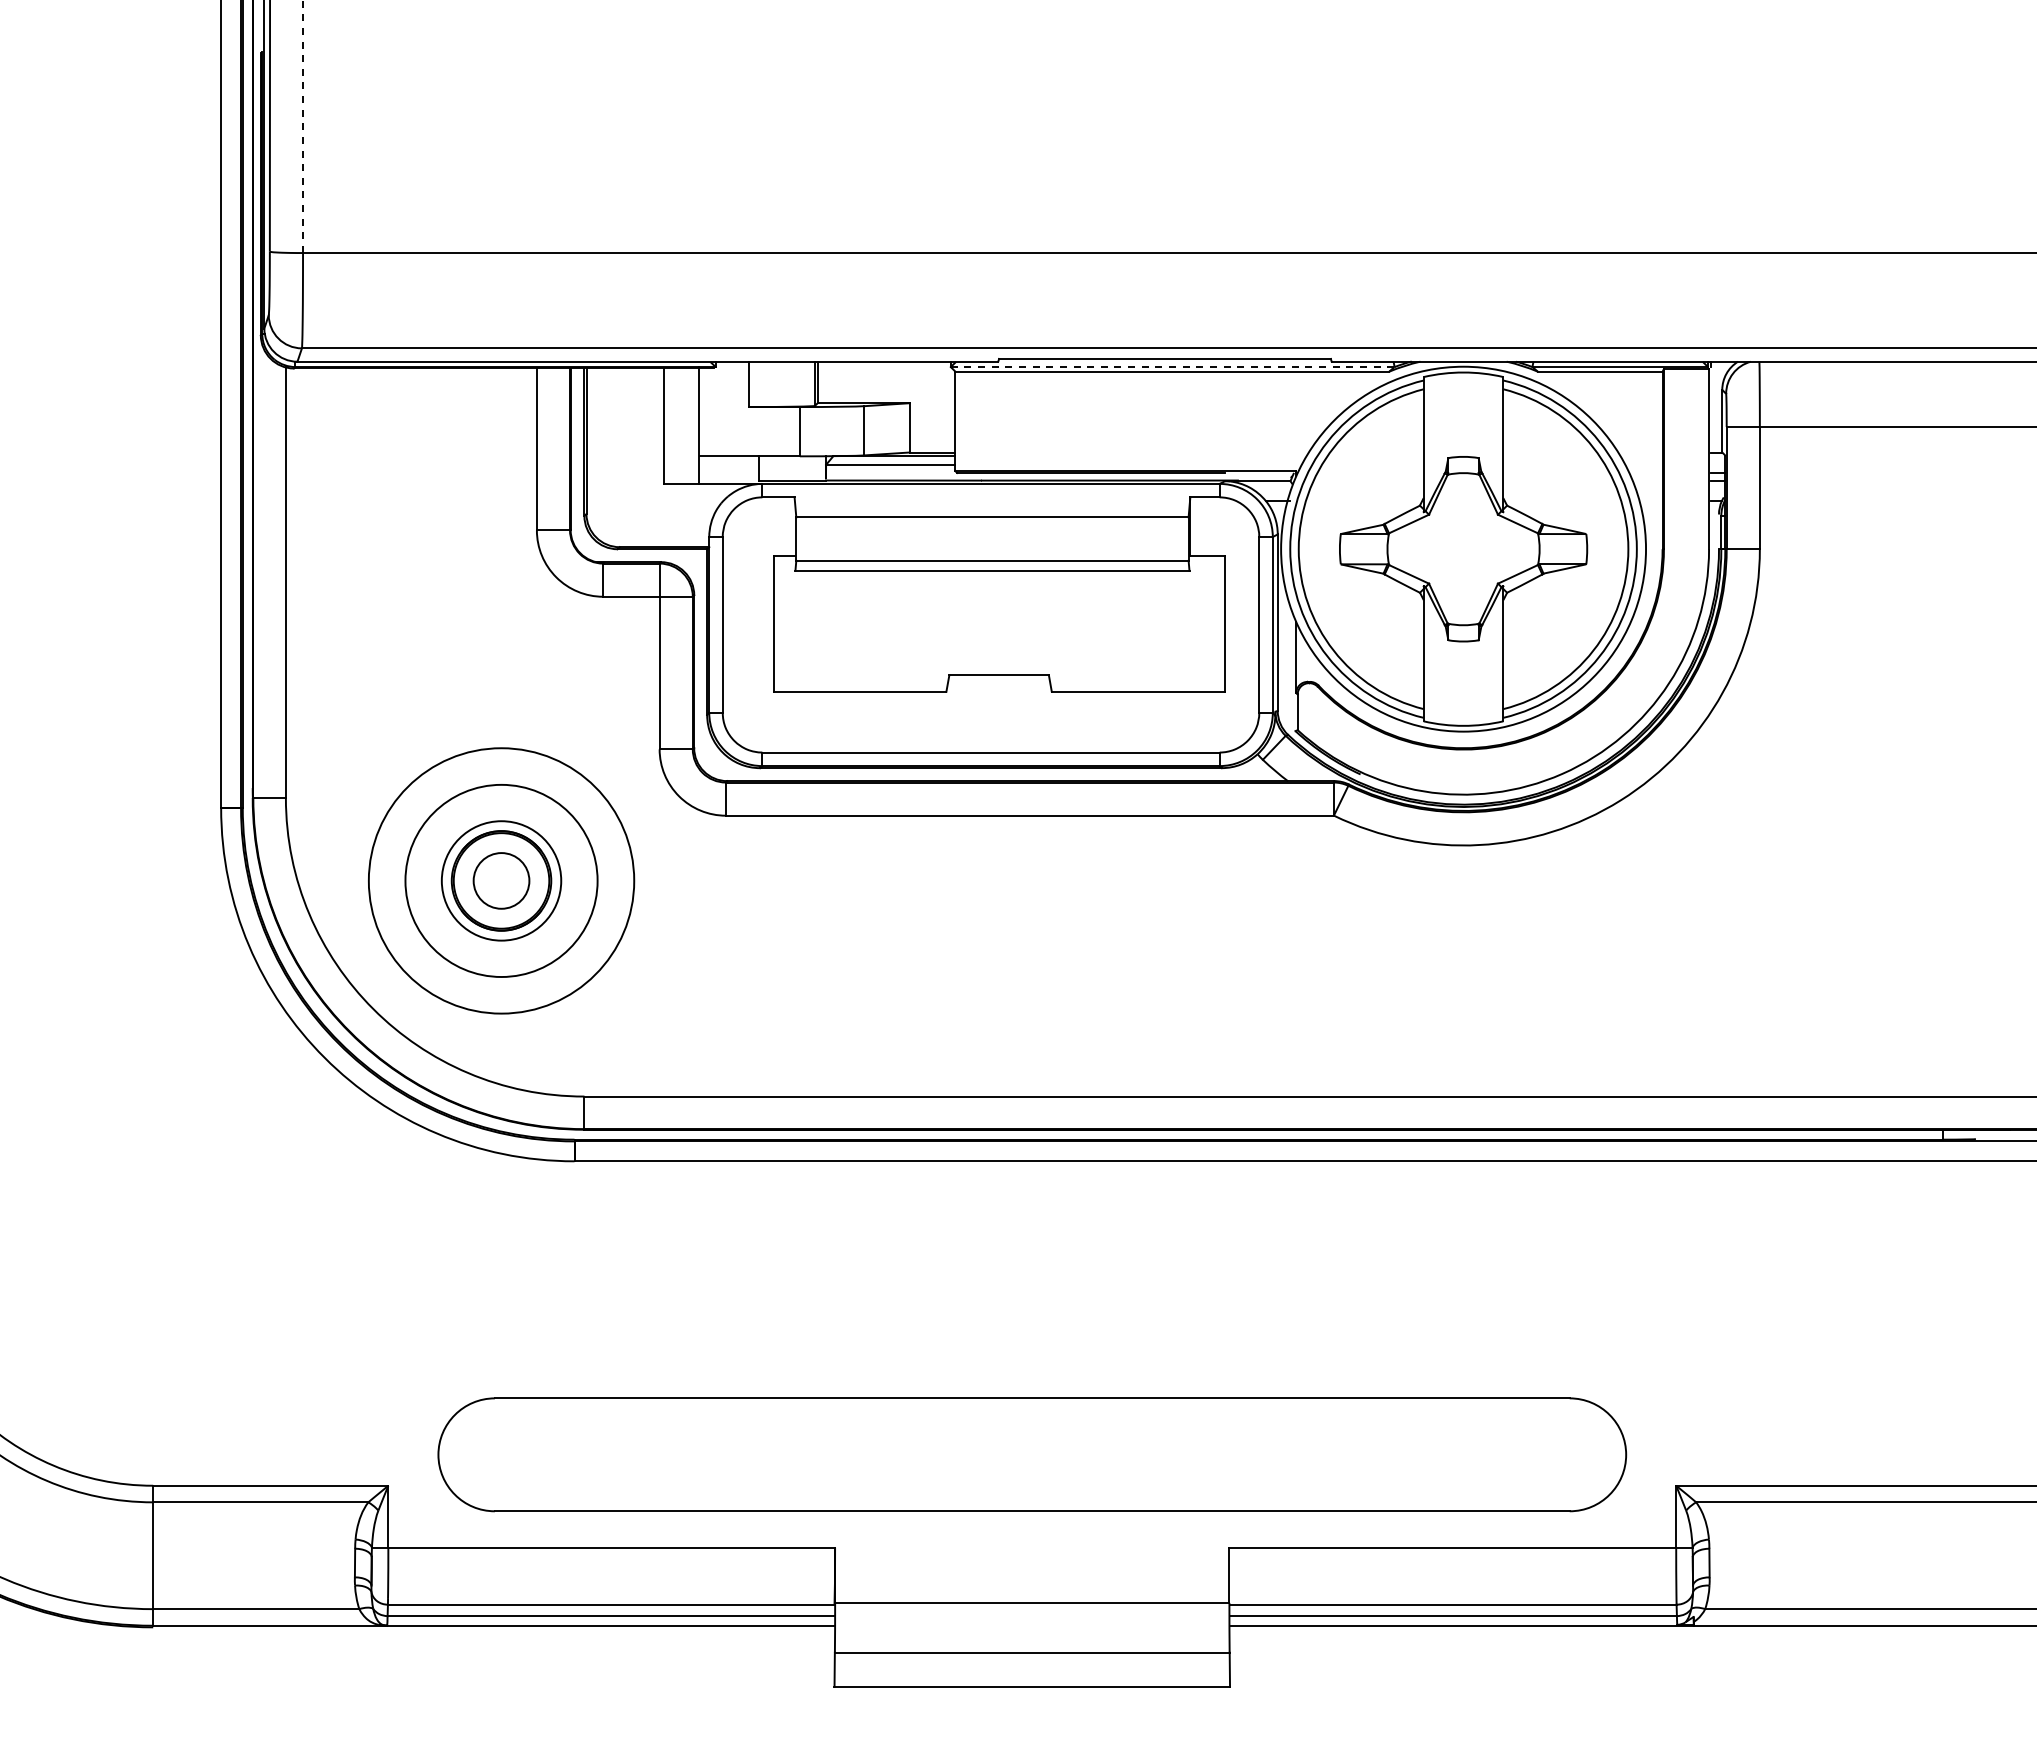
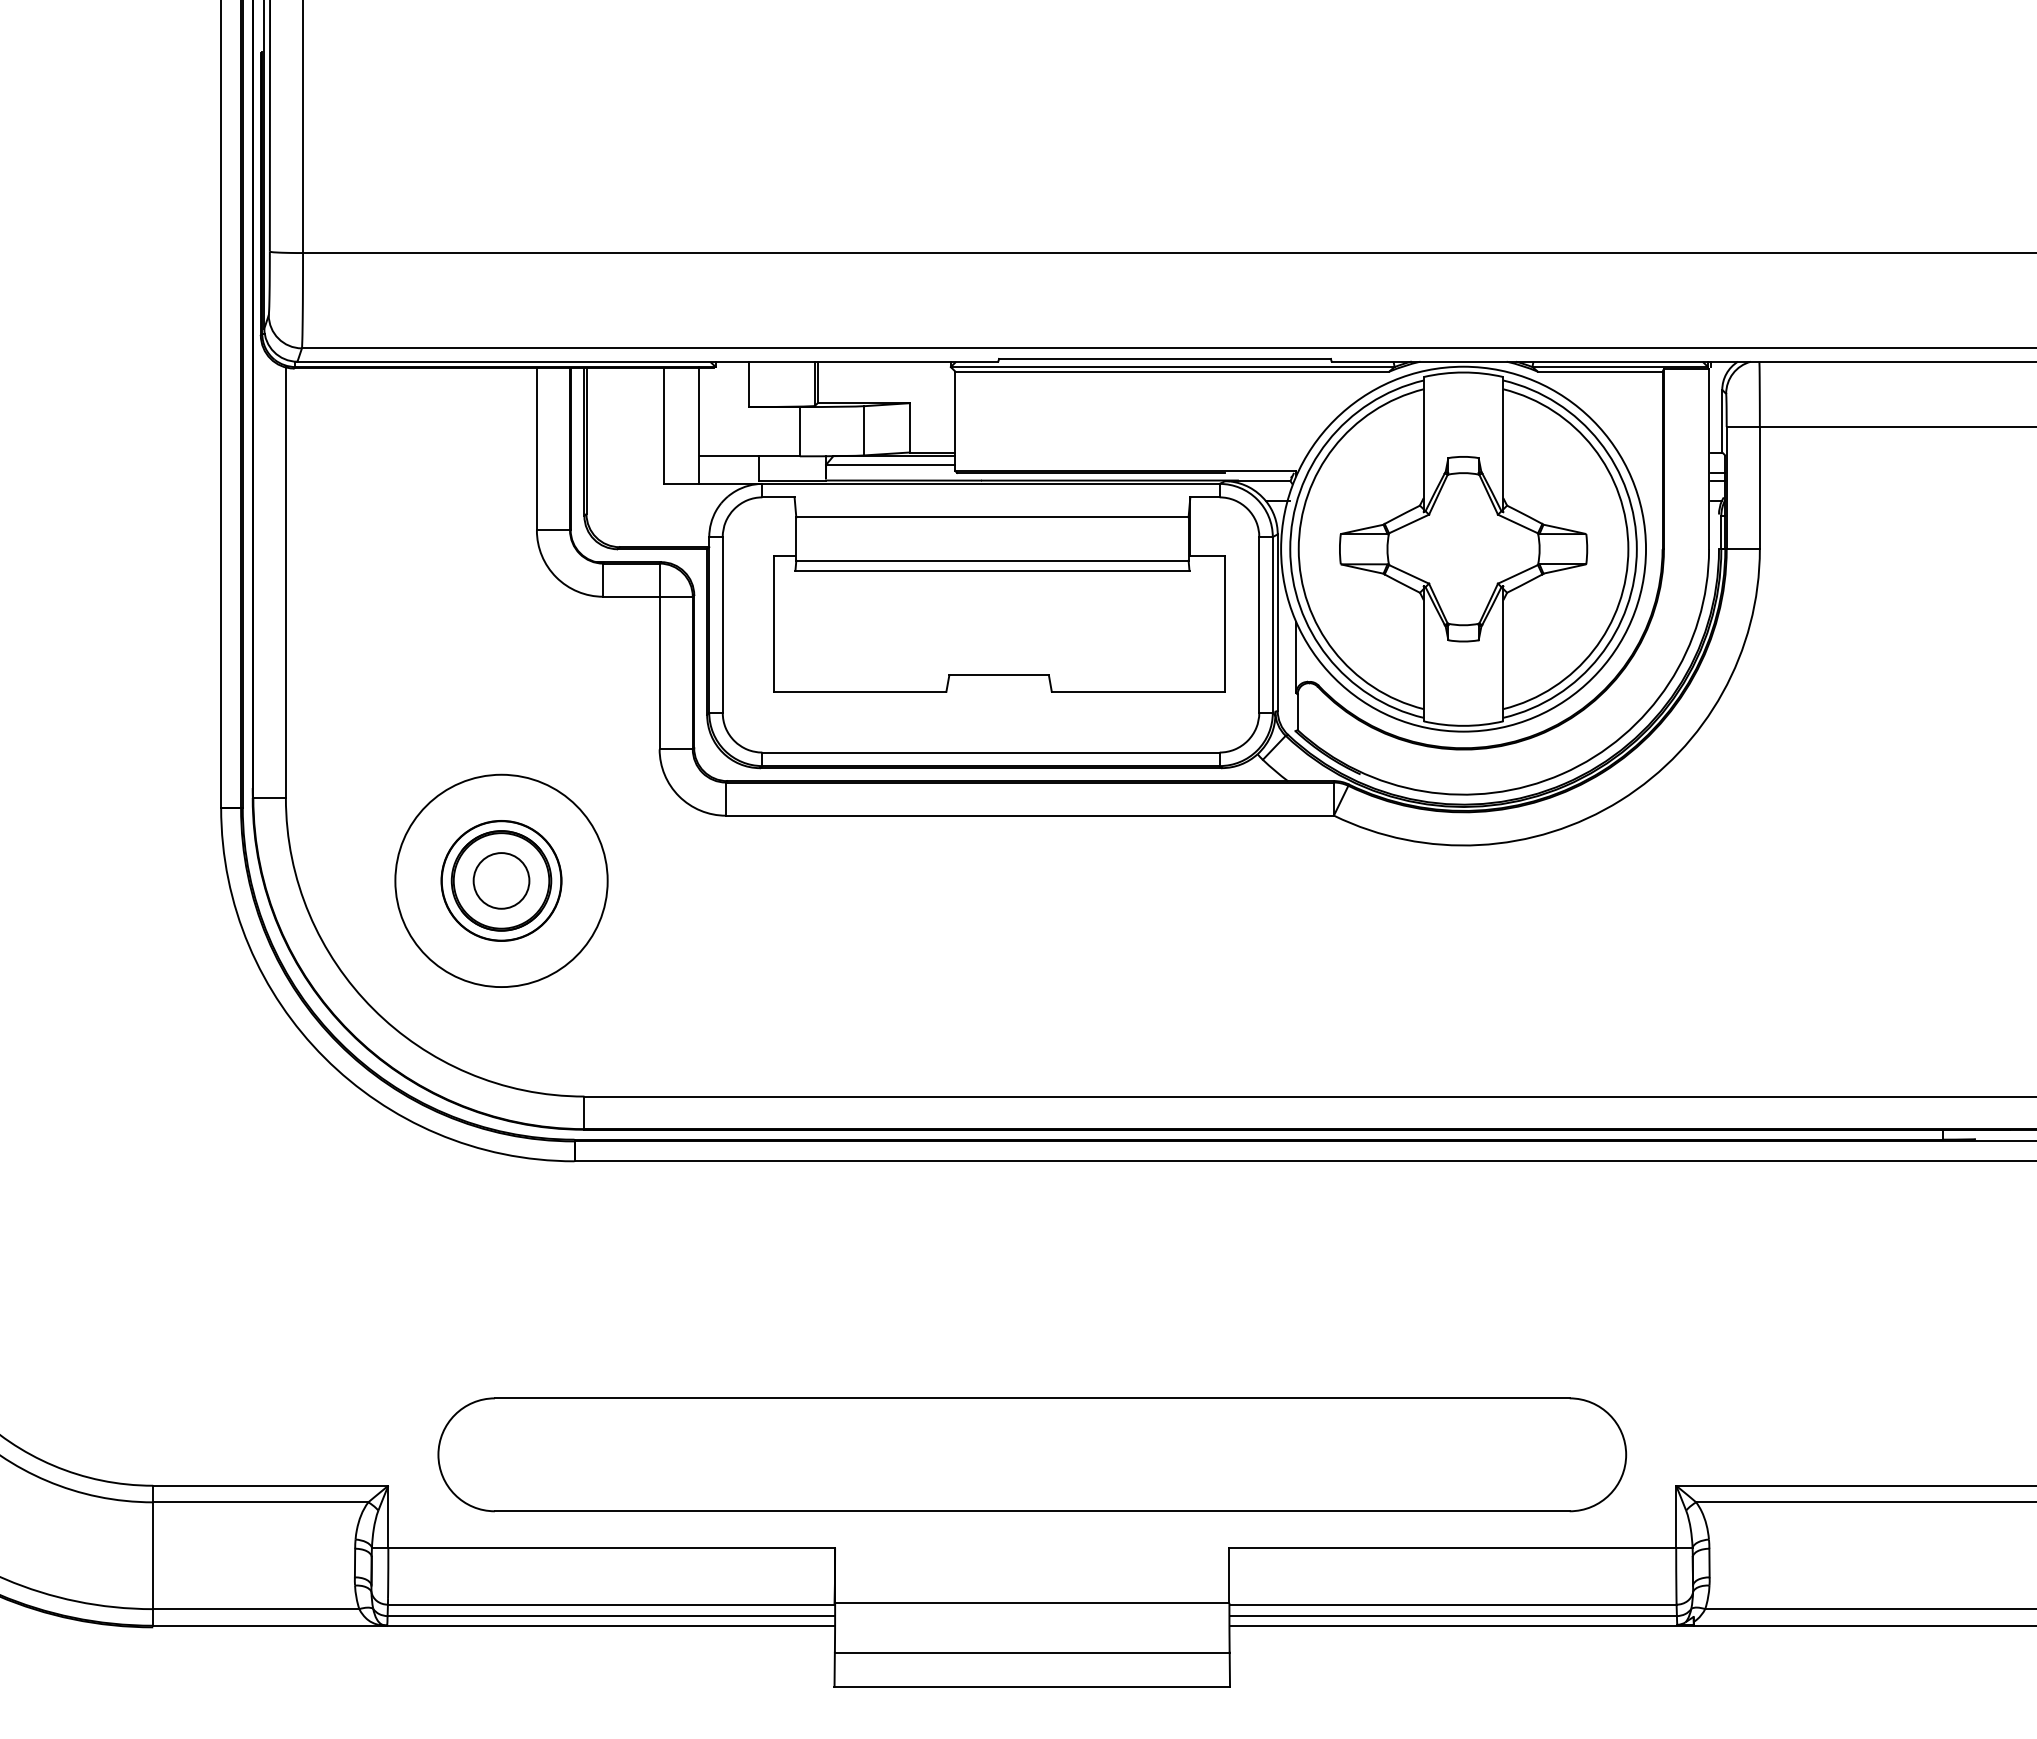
line: dashed -> solid (303, 126)
line: dashed -> solid (1172, 367)
circle diameter: 192 px -> 120 px (501, 880)
circle diameter: 265 px -> 212 px (501, 880)
